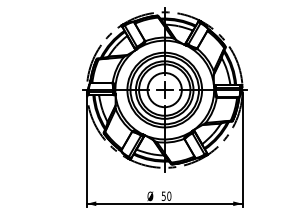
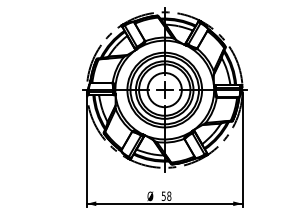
text: 50 -> 58 (169, 195)
